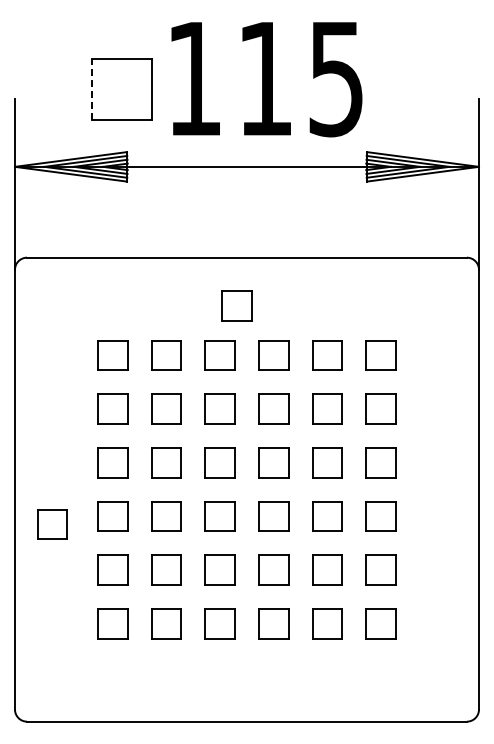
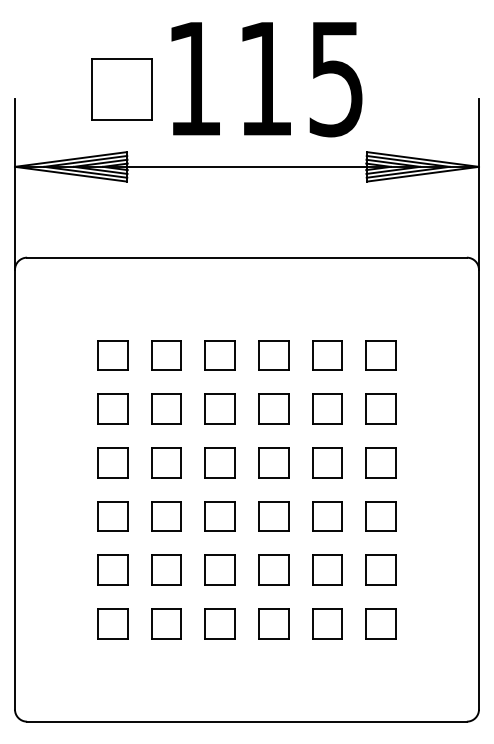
line: dashed -> solid (91, 89)
part: present -> none (236, 305)
part: present -> none (52, 524)
